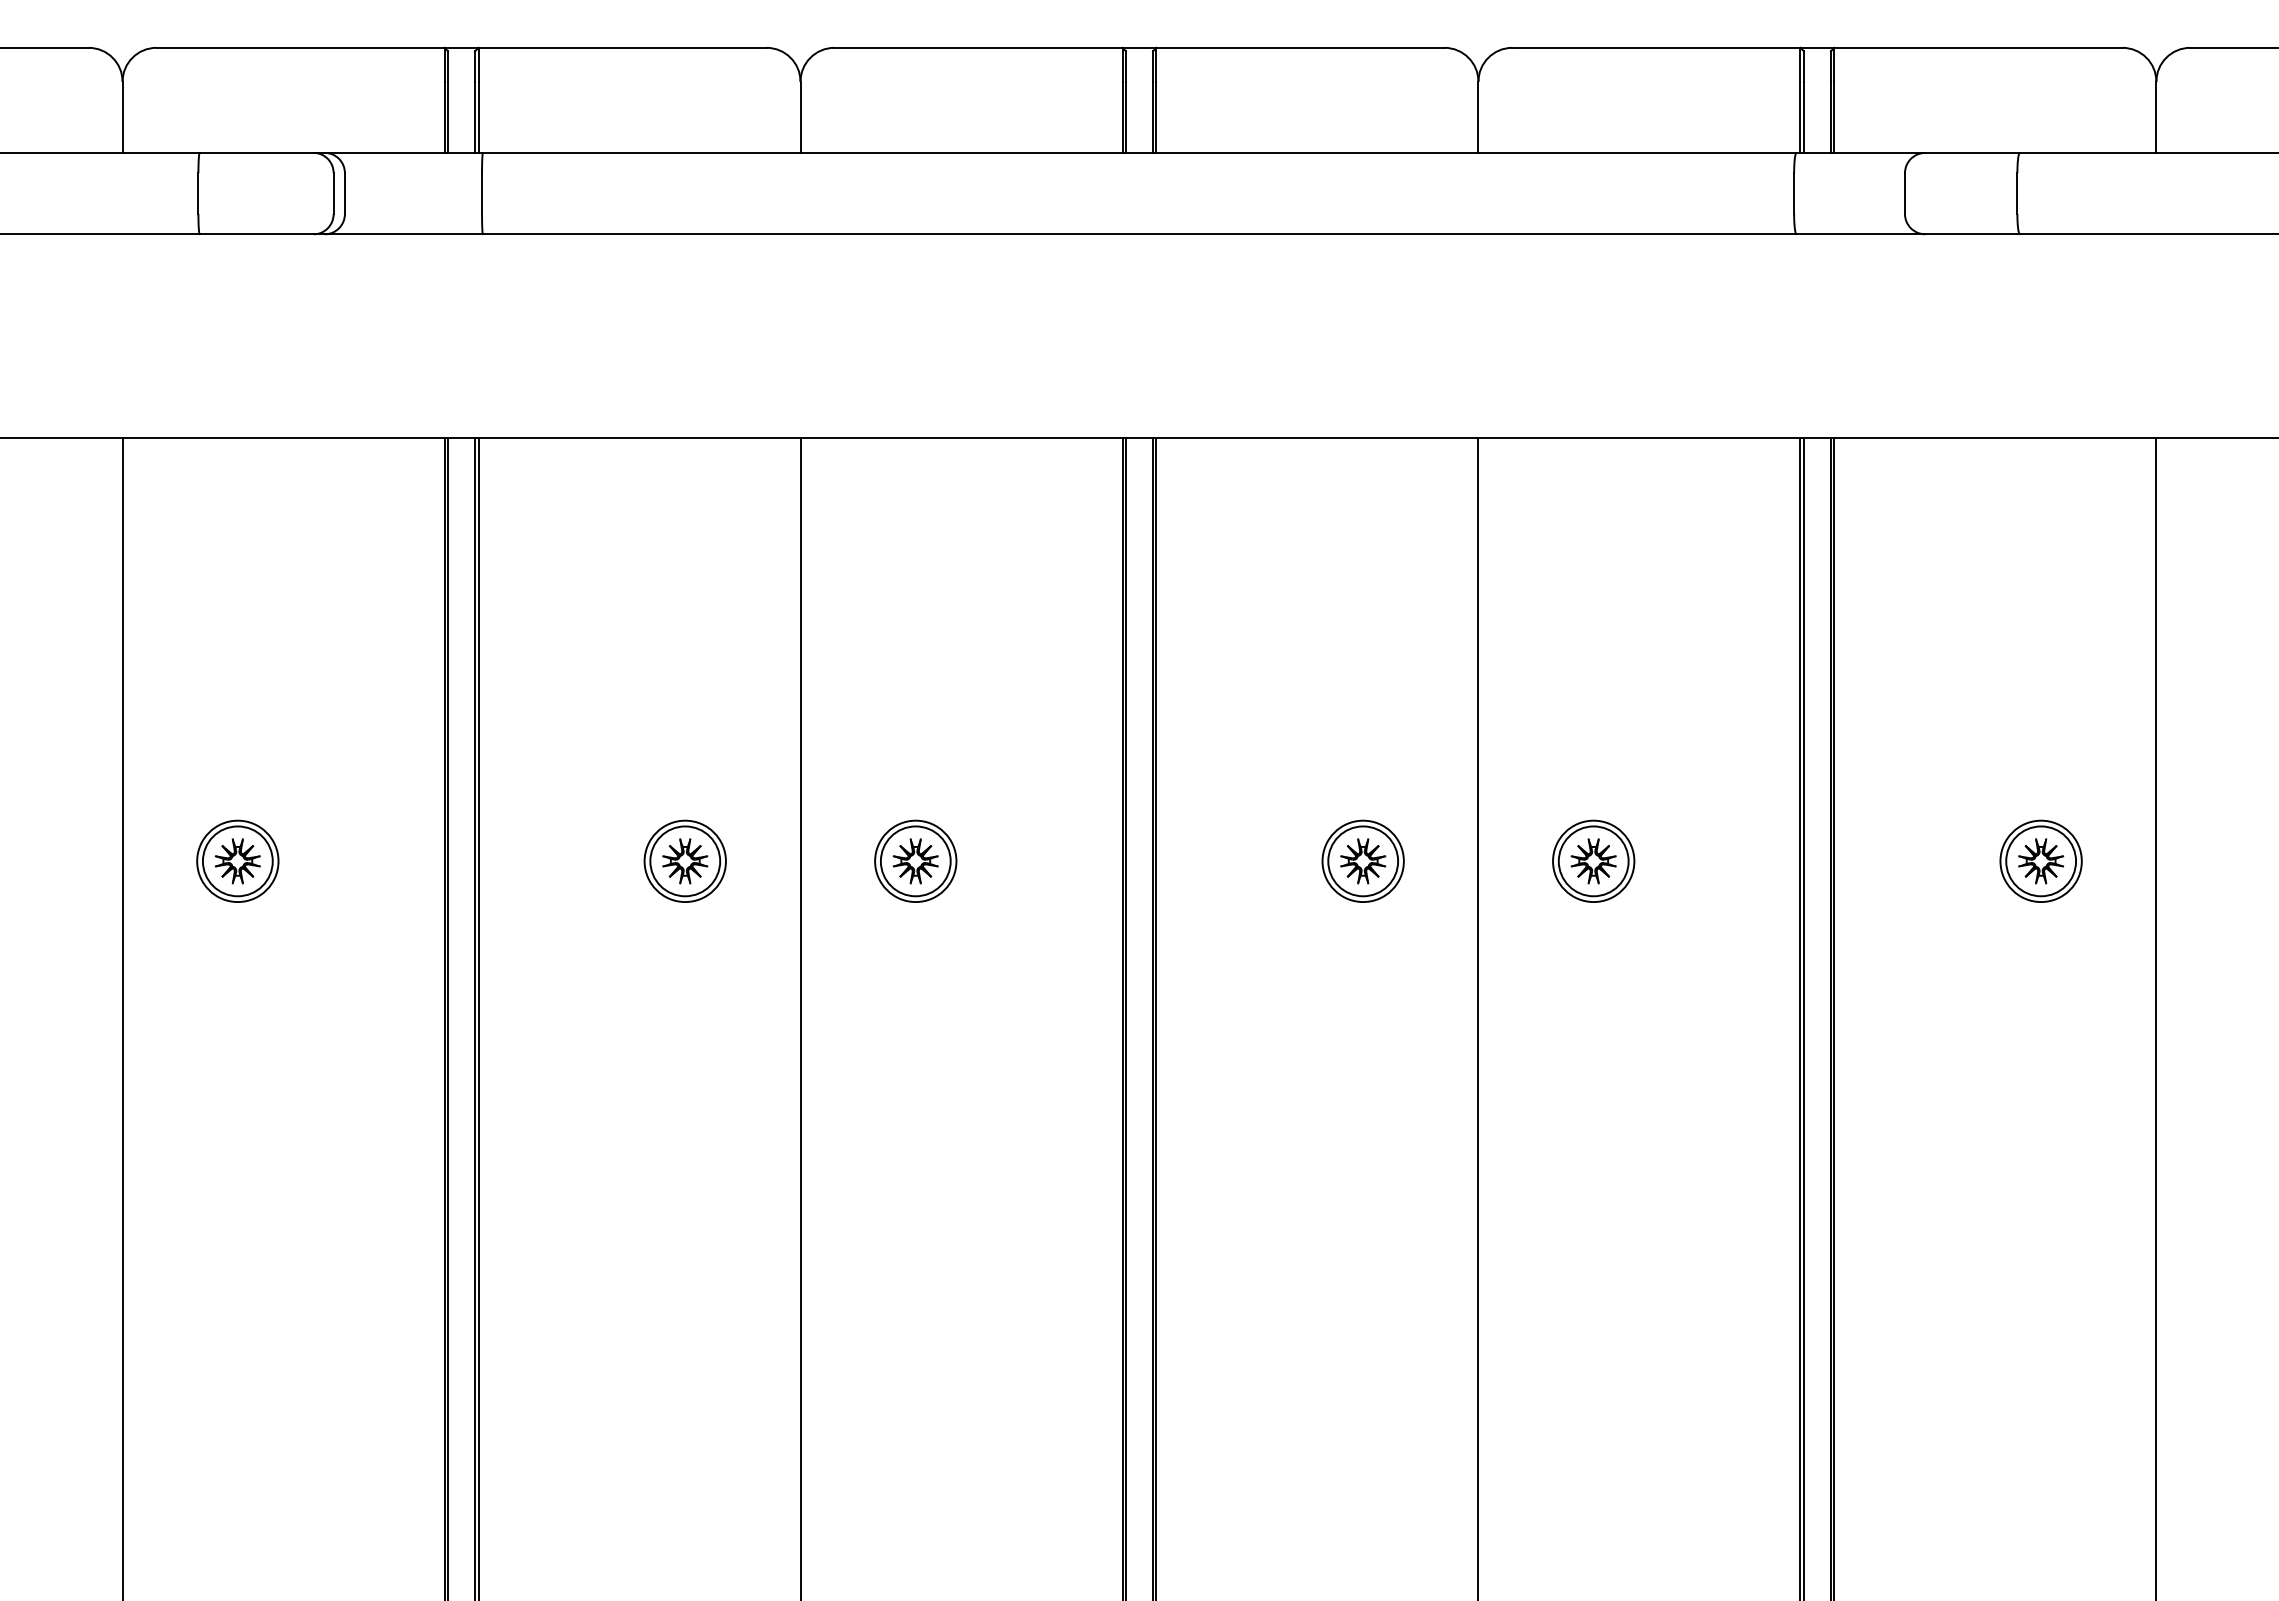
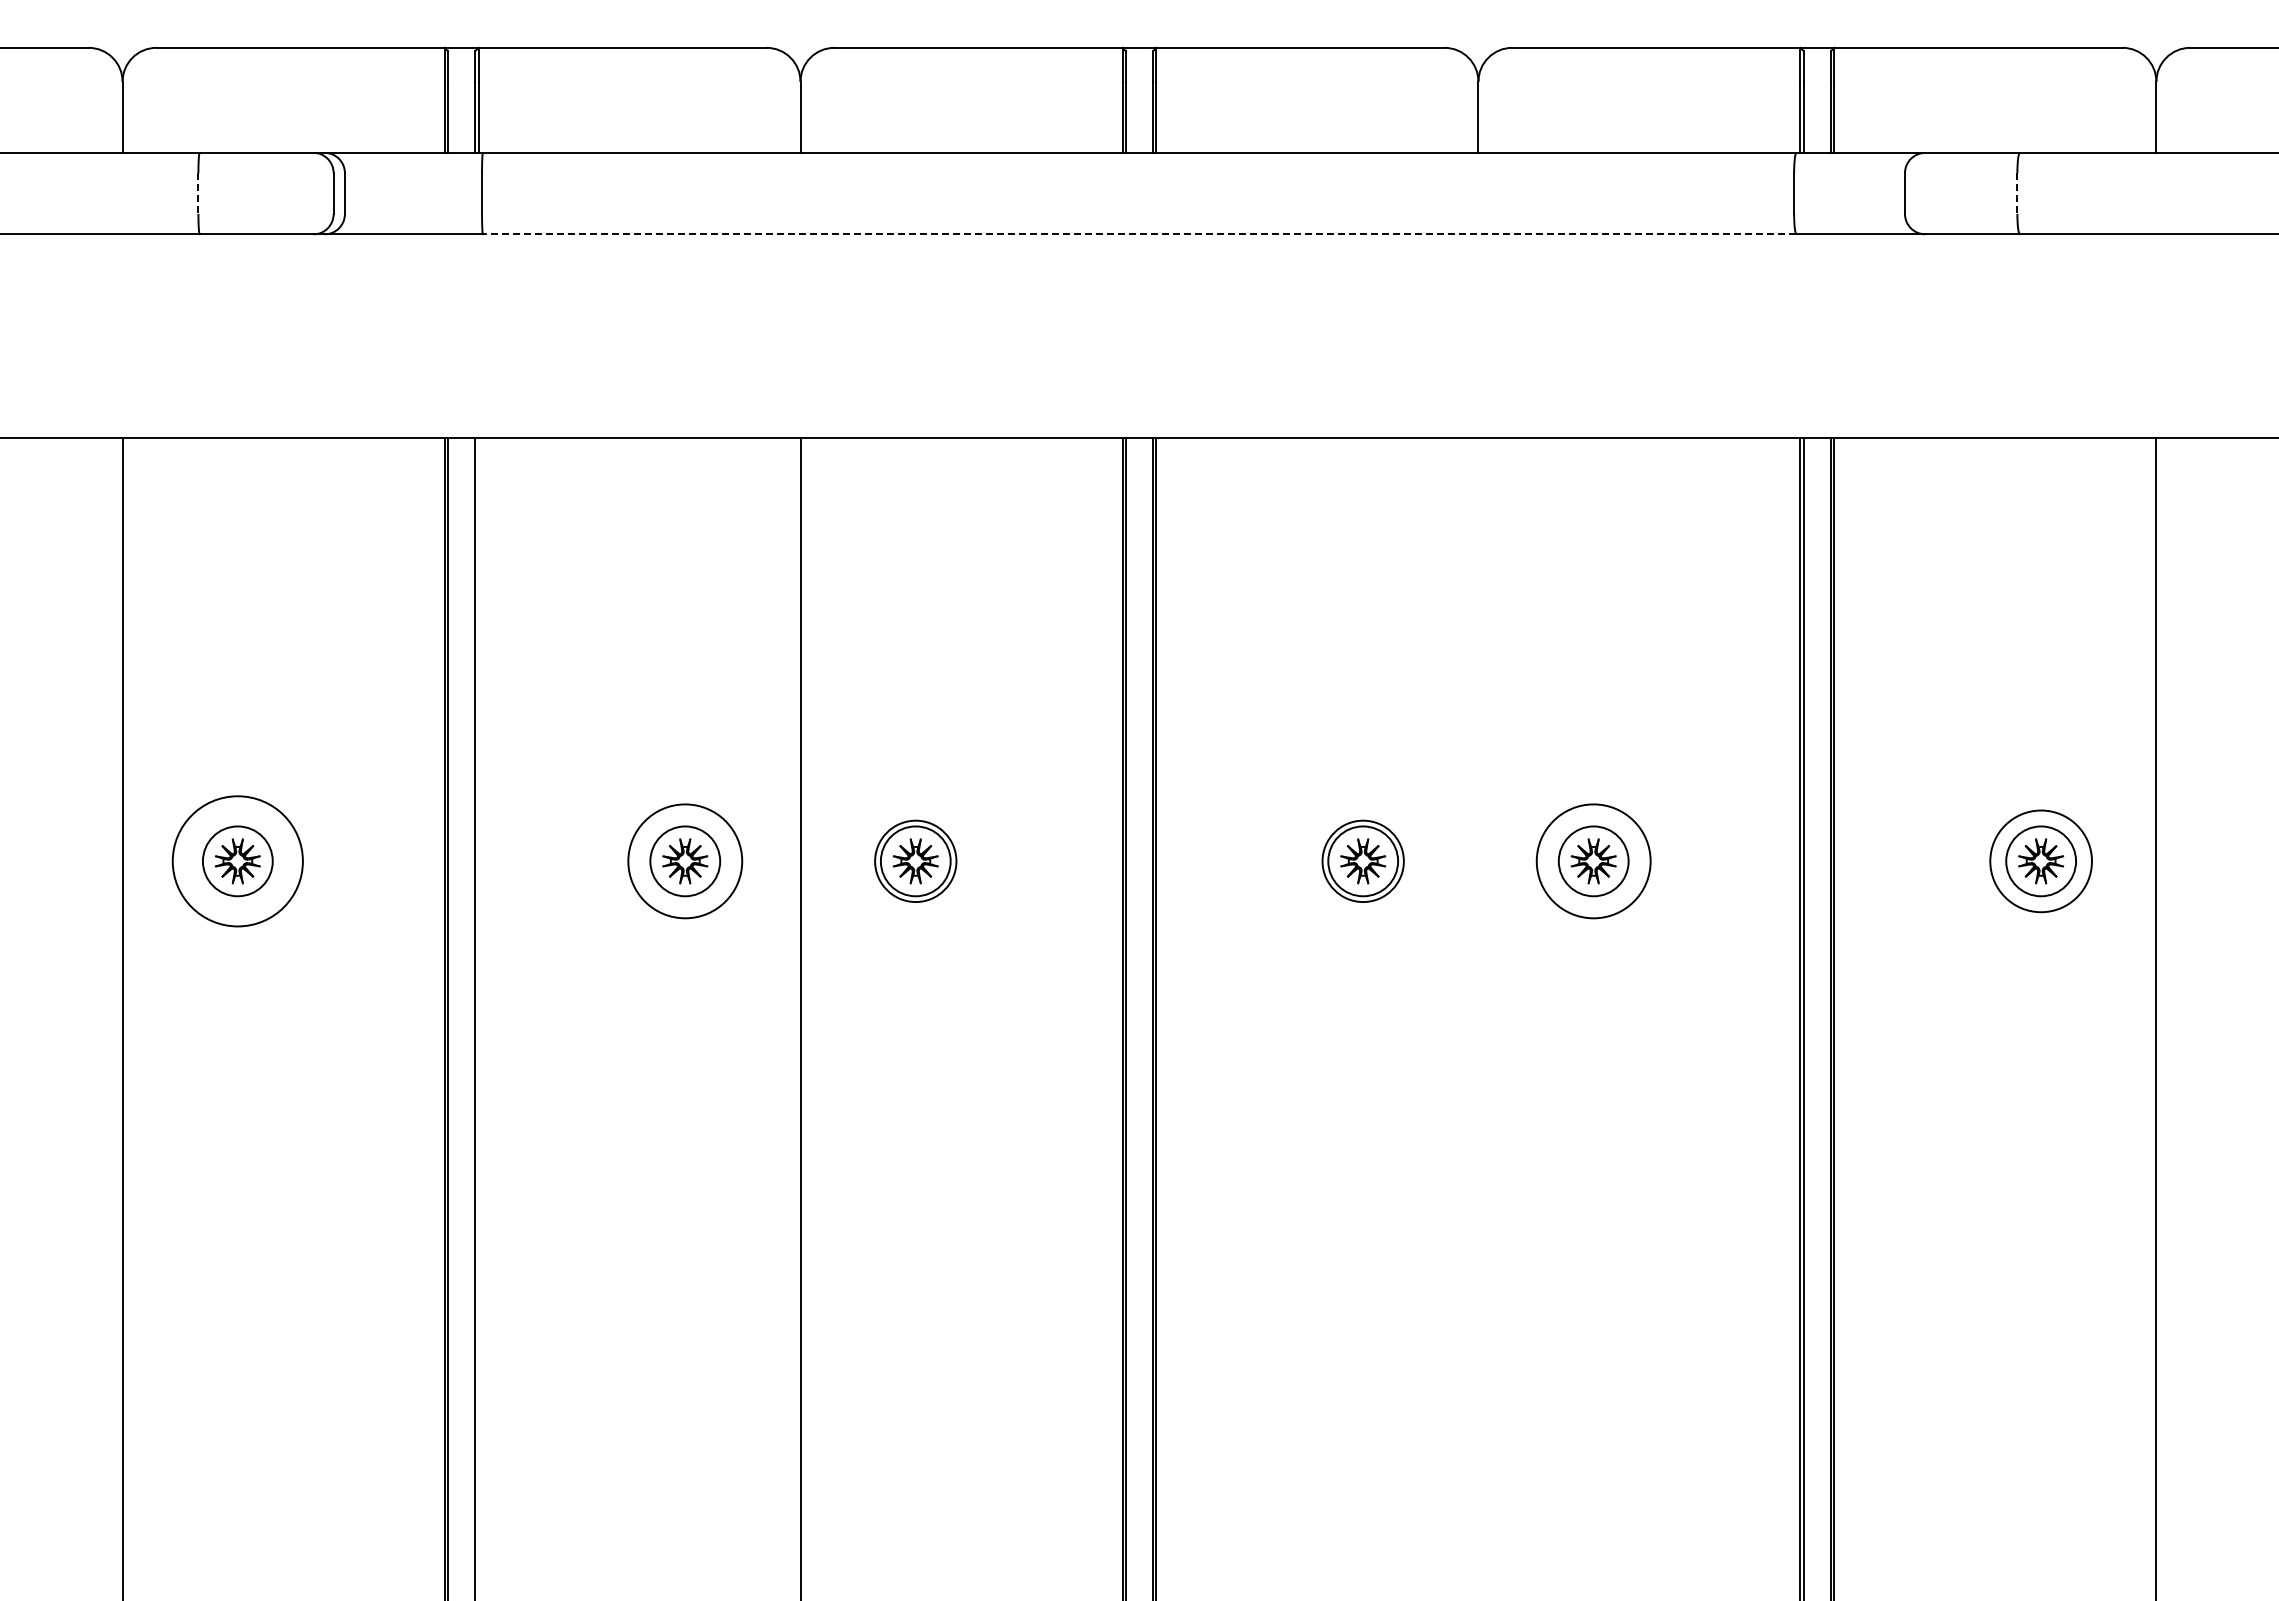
line: solid -> dashed (198, 194)
line: solid -> dashed (2017, 194)
line: solid -> dashed (1139, 234)
circle diameter: 81 px -> 130 px (237, 861)
circle diameter: 81 px -> 114 px (685, 861)
circle diameter: 81 px -> 114 px (1593, 861)
circle diameter: 81 px -> 102 px (2040, 861)
line: present -> none (478, 1017)
line: present -> none (1478, 1017)
